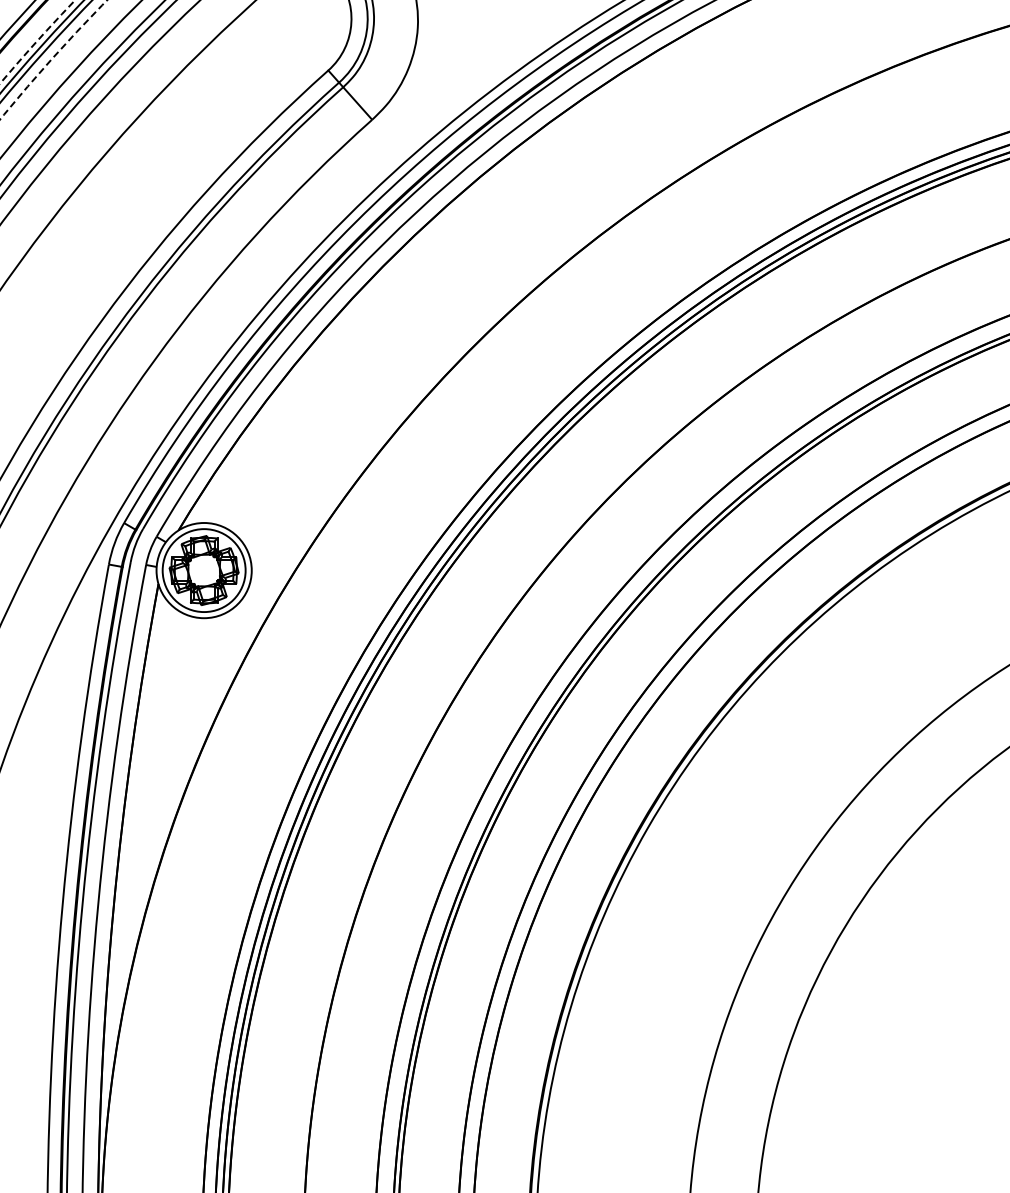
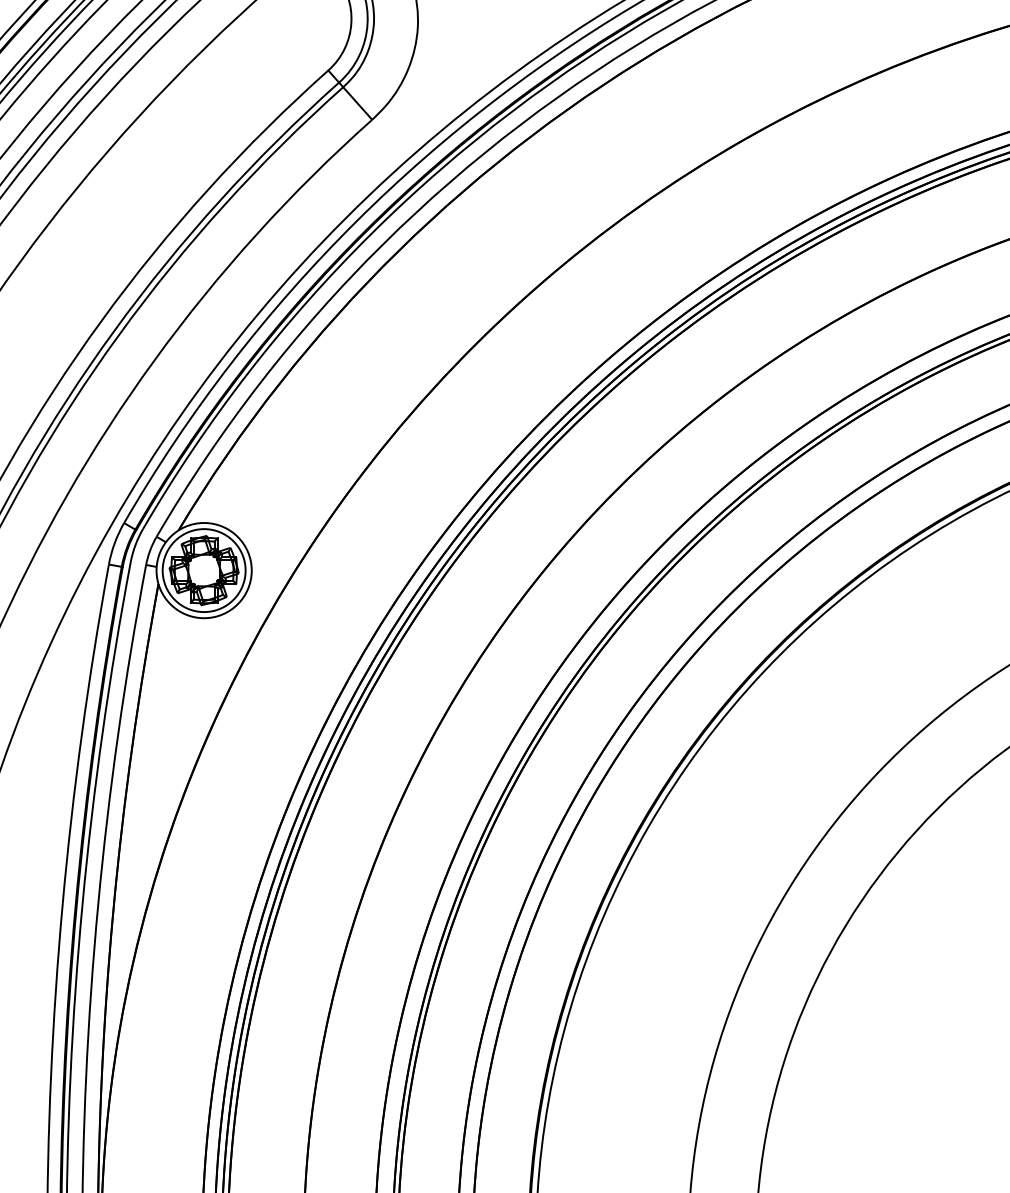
arc: dashed -> solid (36, 41)
arc: dashed -> solid (51, 59)
